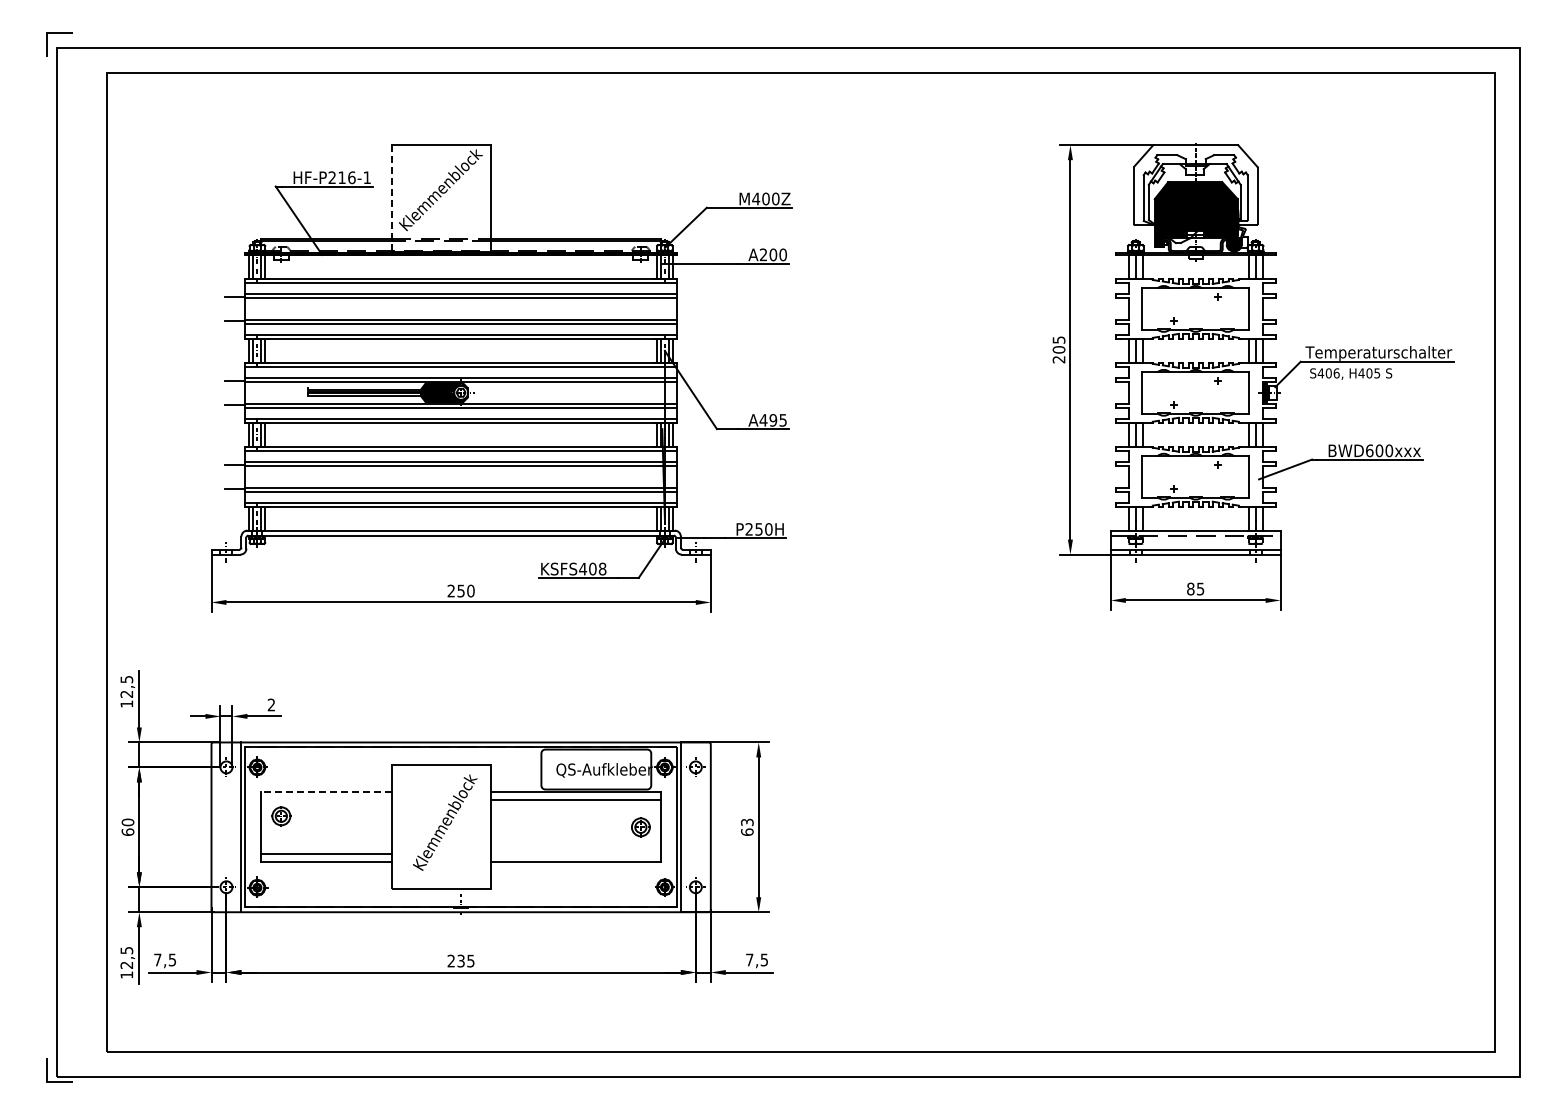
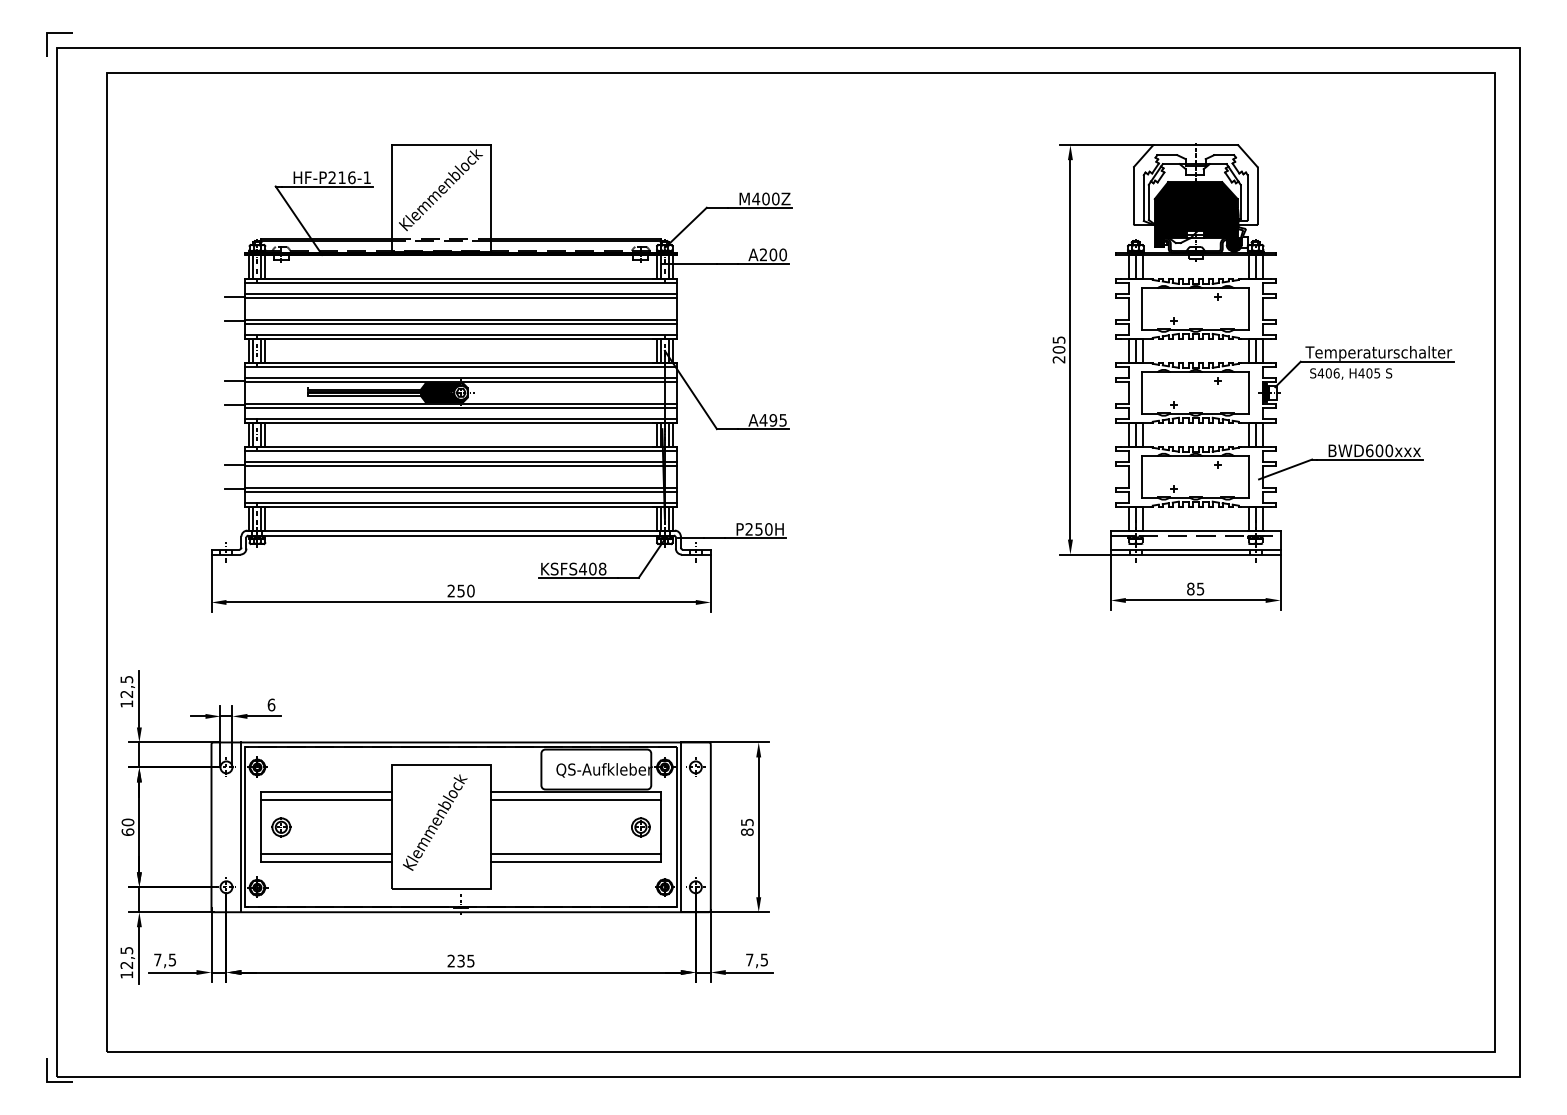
line: dashed -> solid (392, 199)
text: 2 -> 6 (271, 704)
line: dashed -> solid (326, 792)
line: none -> present (326, 800)
part position: (281, 816) -> (281, 827) (281, 827)
text position: (445, 822) -> (435, 822) (435, 822)
text: 63 -> 85 (747, 826)
line: none -> present (575, 854)
